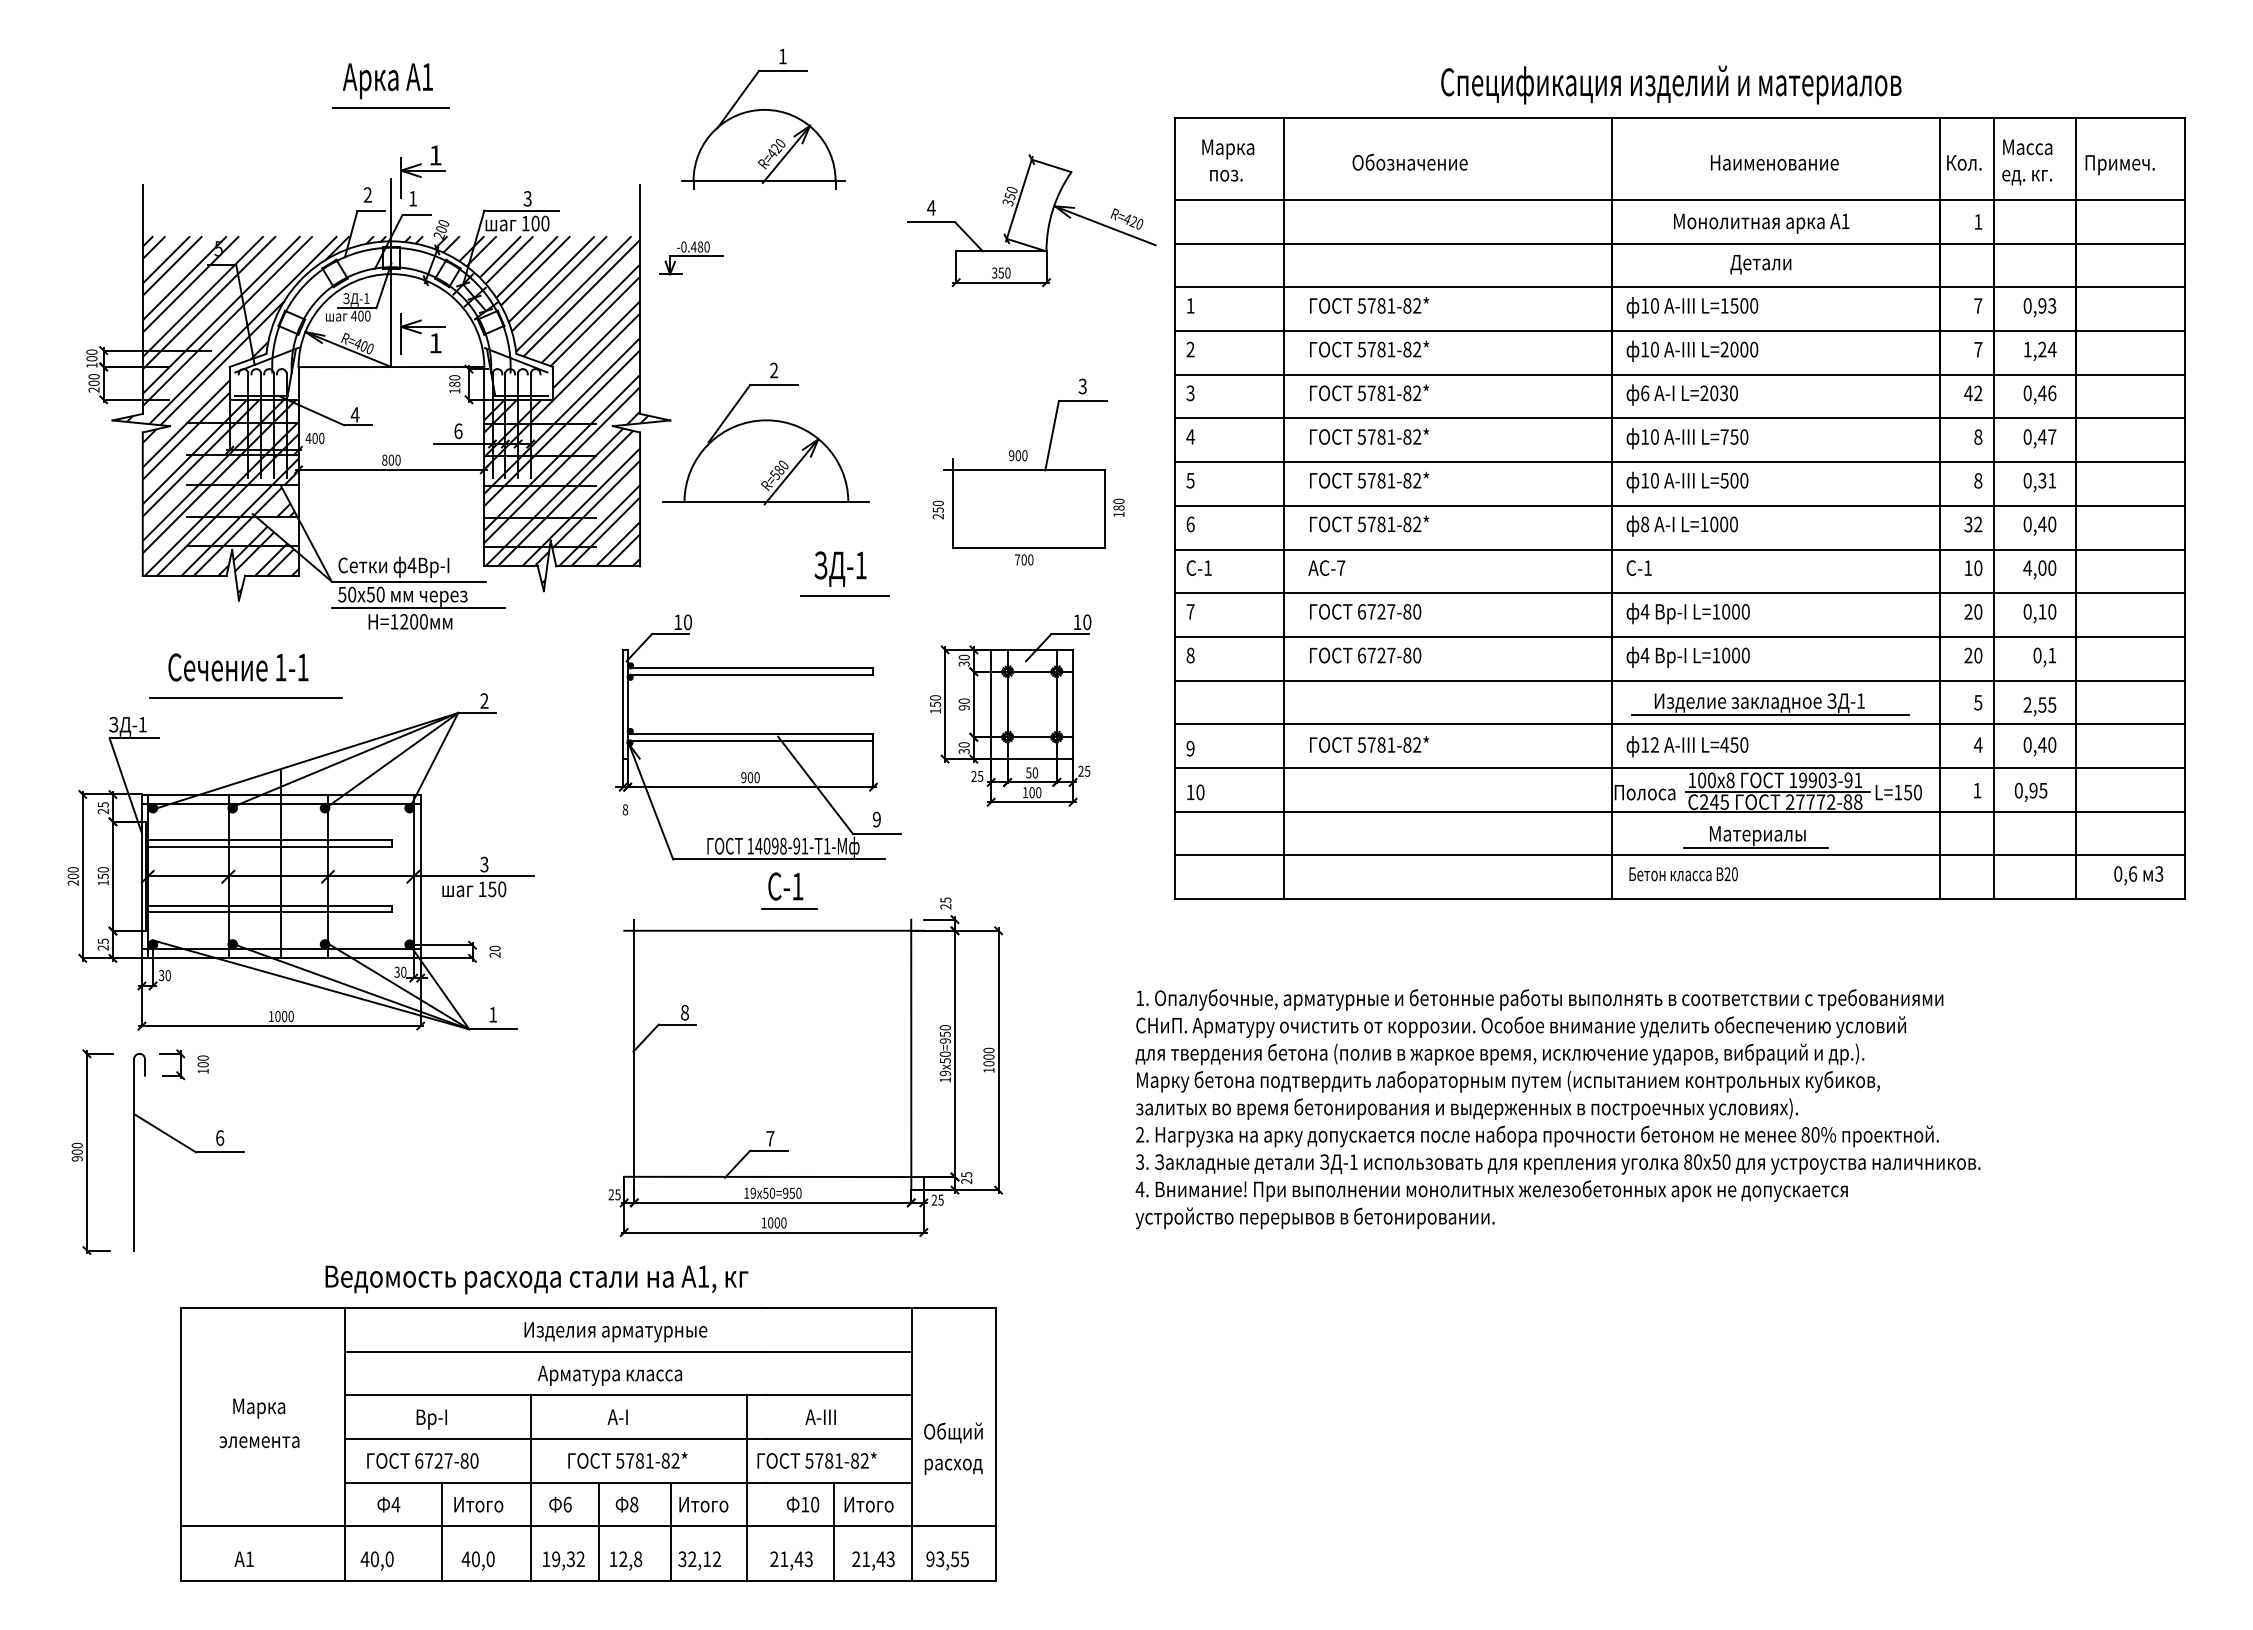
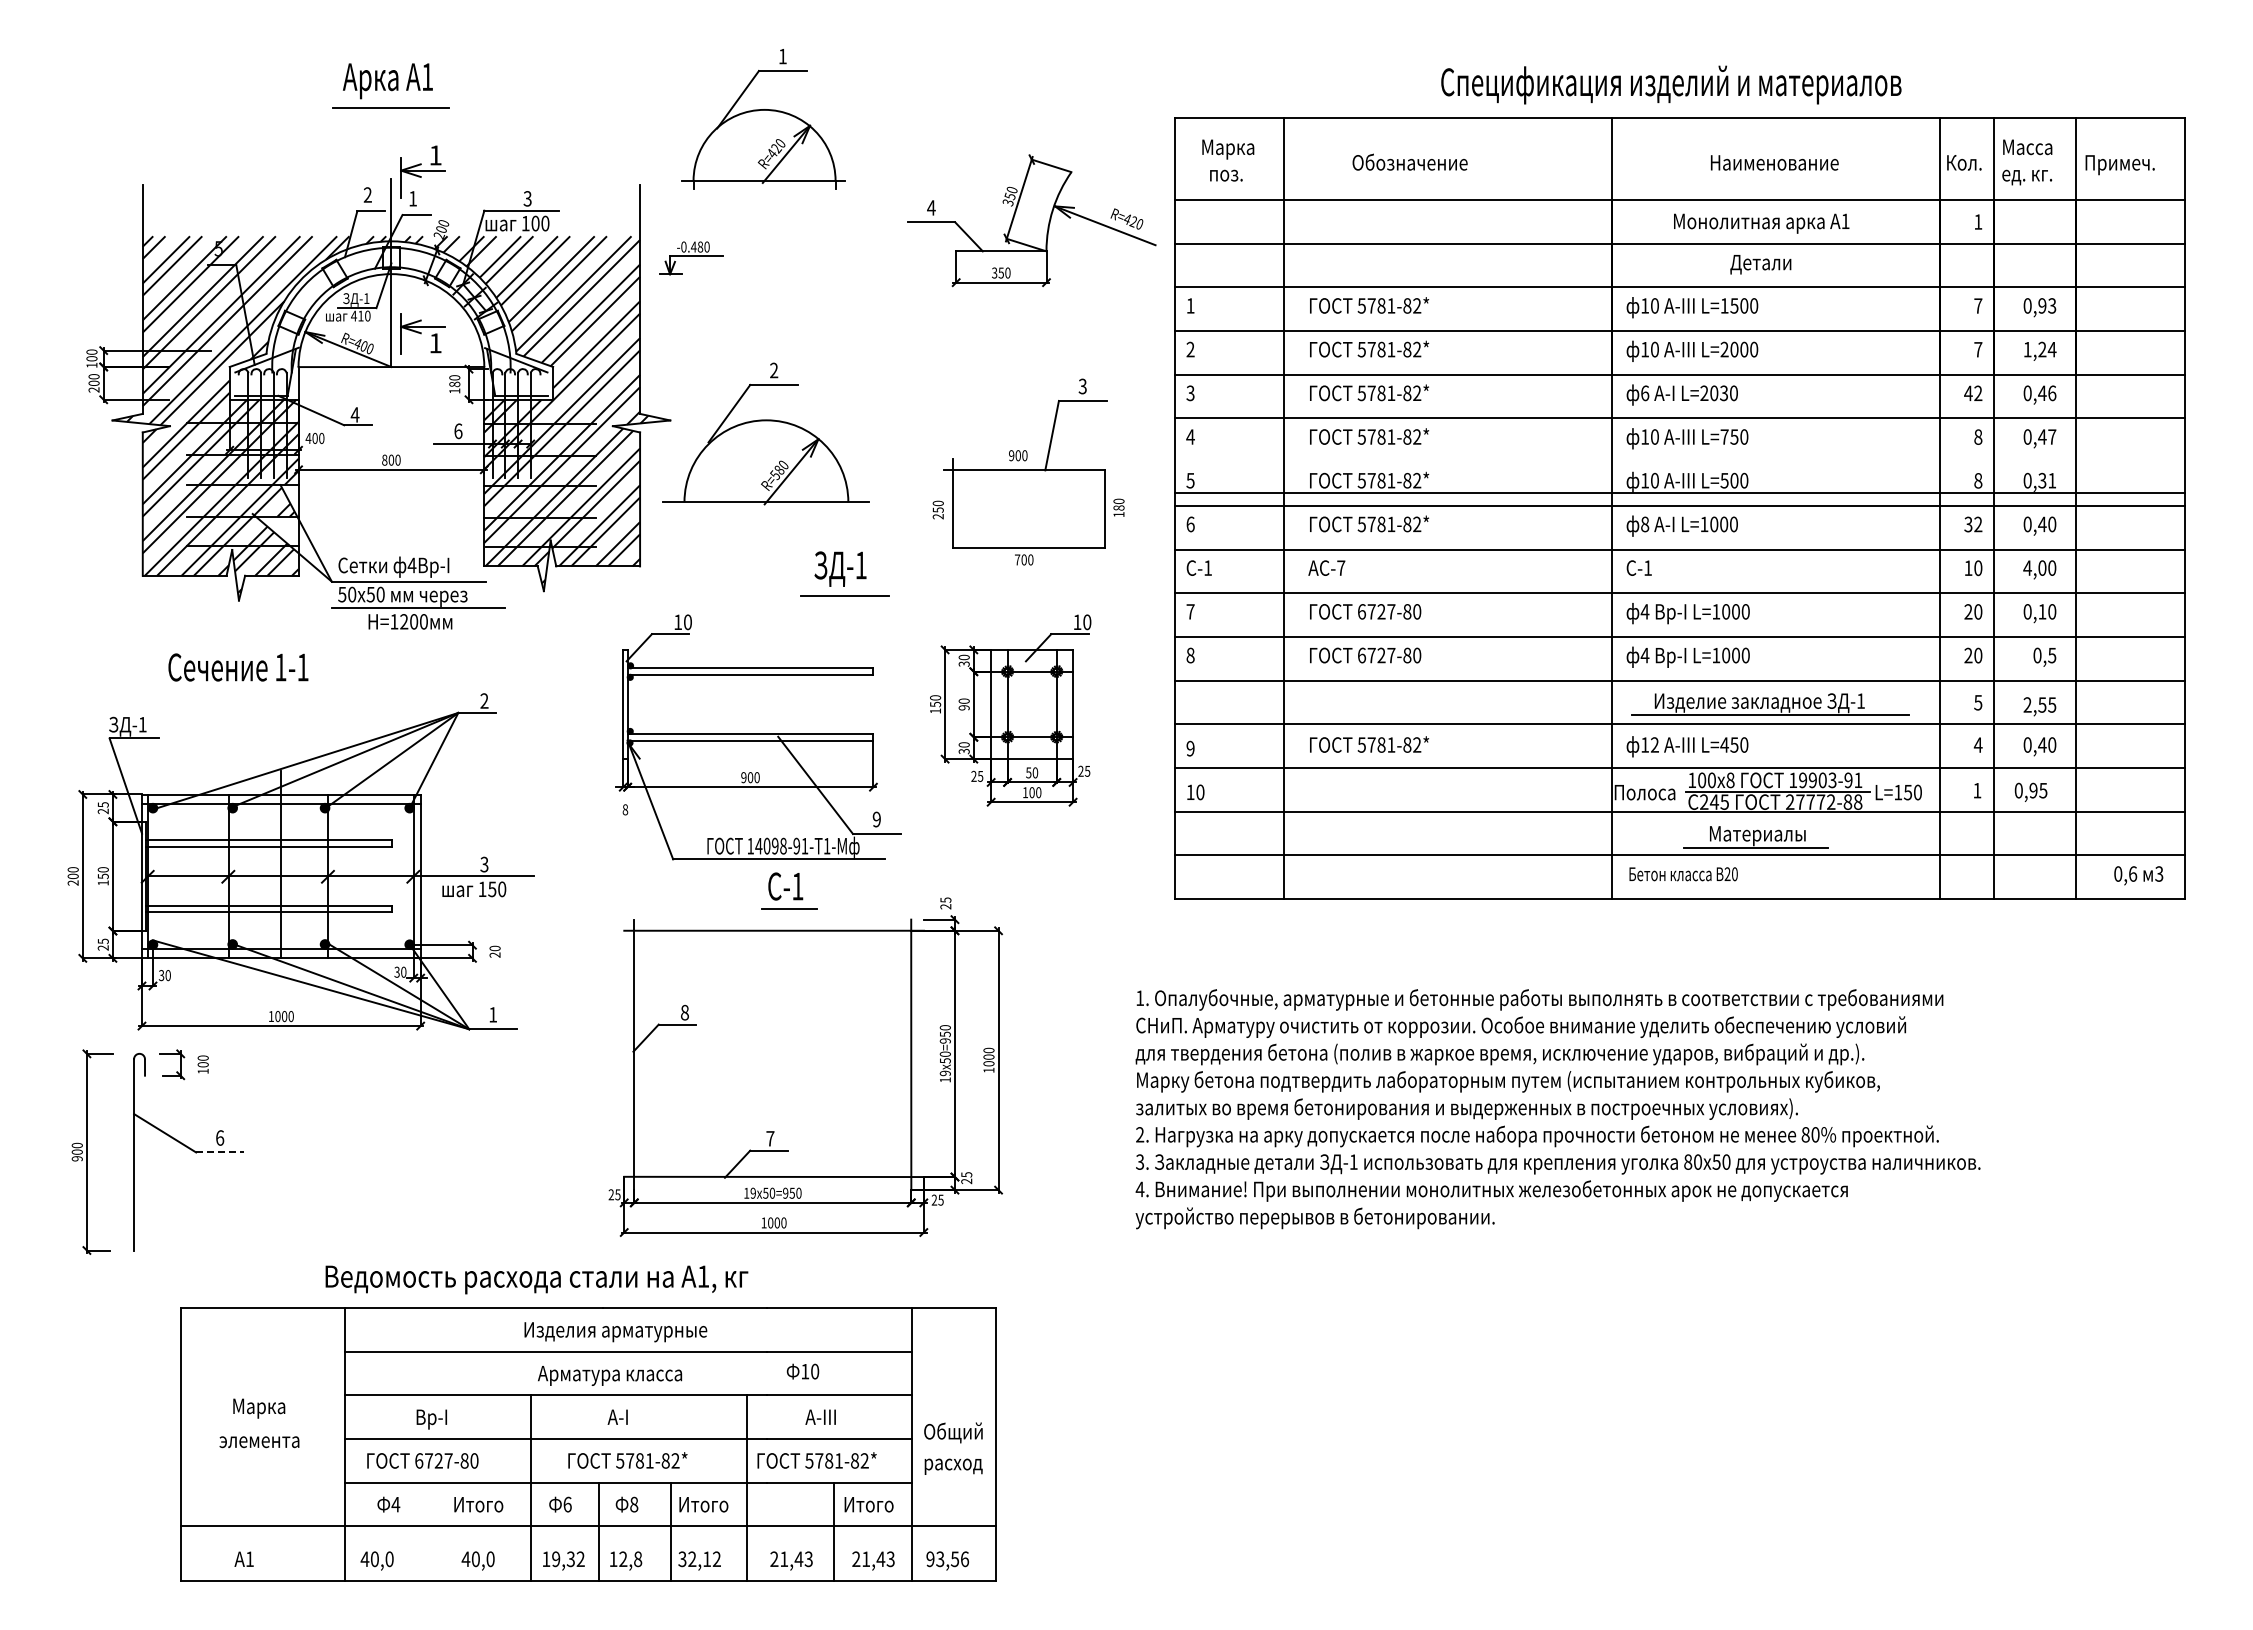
text: 400 -> 410 (360, 315)
line position: (1679, 462) -> (1679, 493) (1679, 493)
text: 0,1 -> 0,5 (2052, 655)
line: present -> none (245, 697)
line: solid -> dashed (220, 1152)
text position: (802, 1504) -> (802, 1371) (802, 1371)
line: present -> none (442, 1531)
text: 93,55 -> 93,56 (964, 1558)
